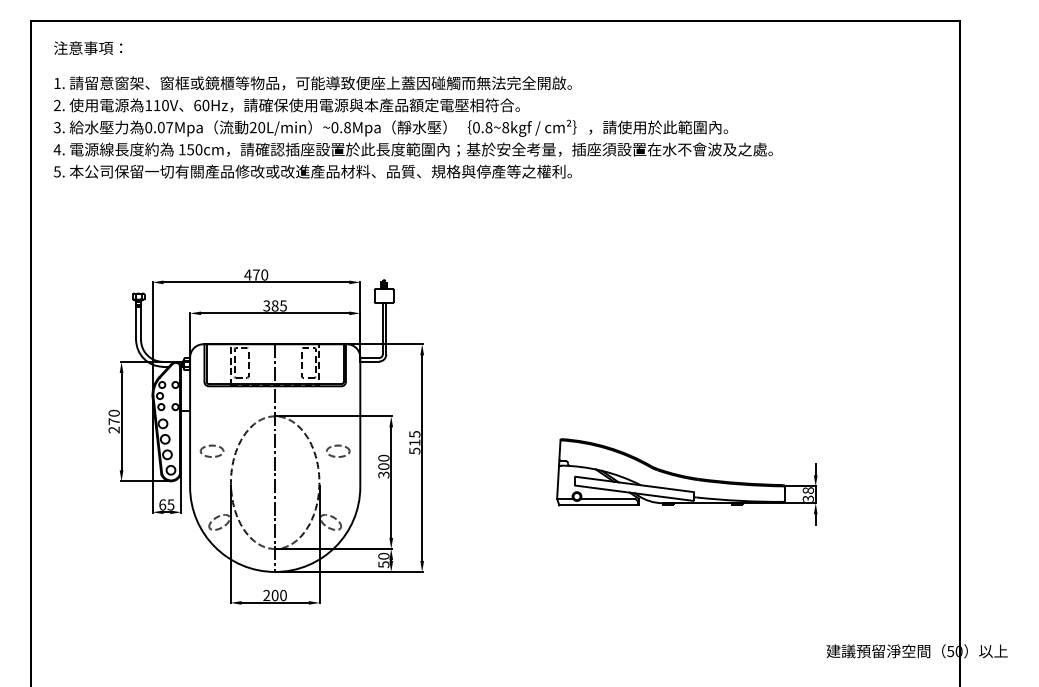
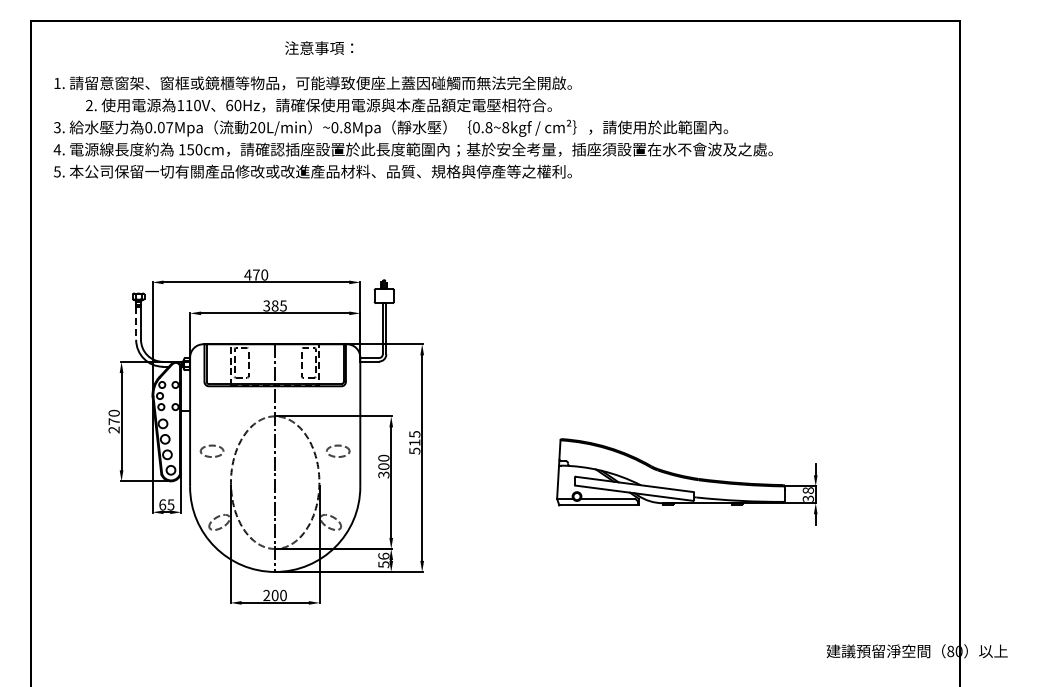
text position: (88, 48) -> (319, 48) (319, 48)
text position: (286, 105) -> (318, 105) (318, 105)
line: solid -> dashed (136, 324)
text: 50 -> 56 (383, 555)
text: 50 -> 80 (950, 650)
